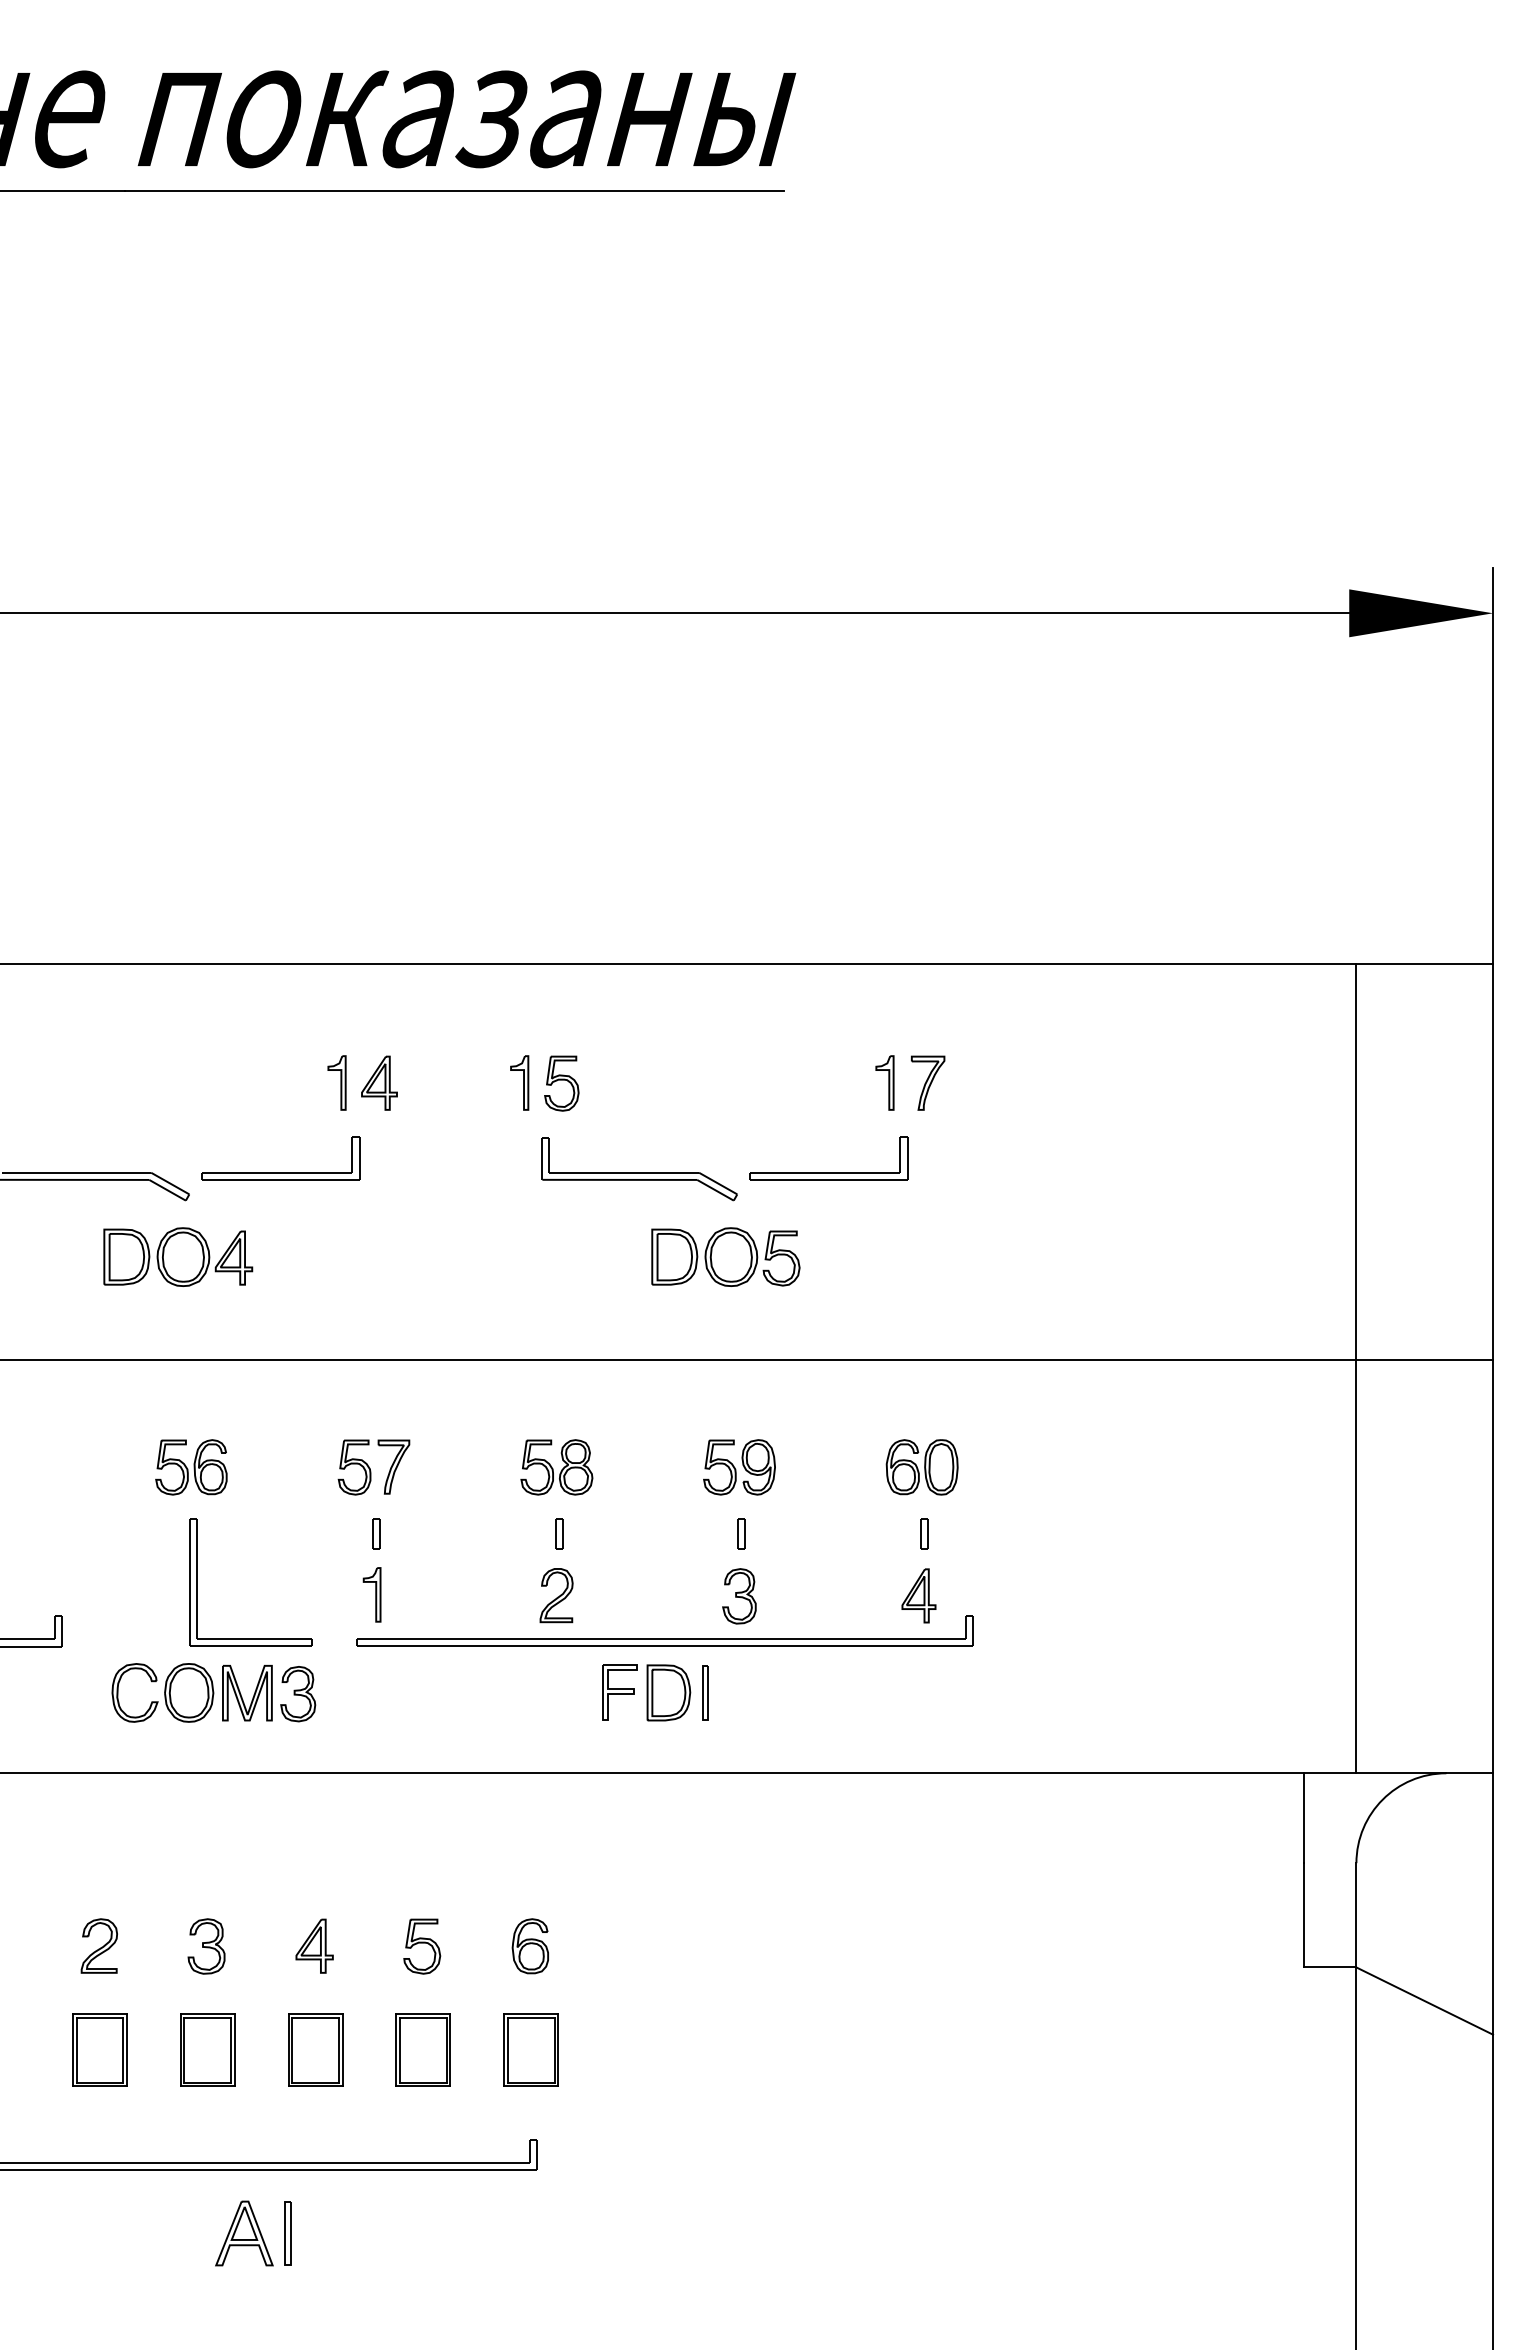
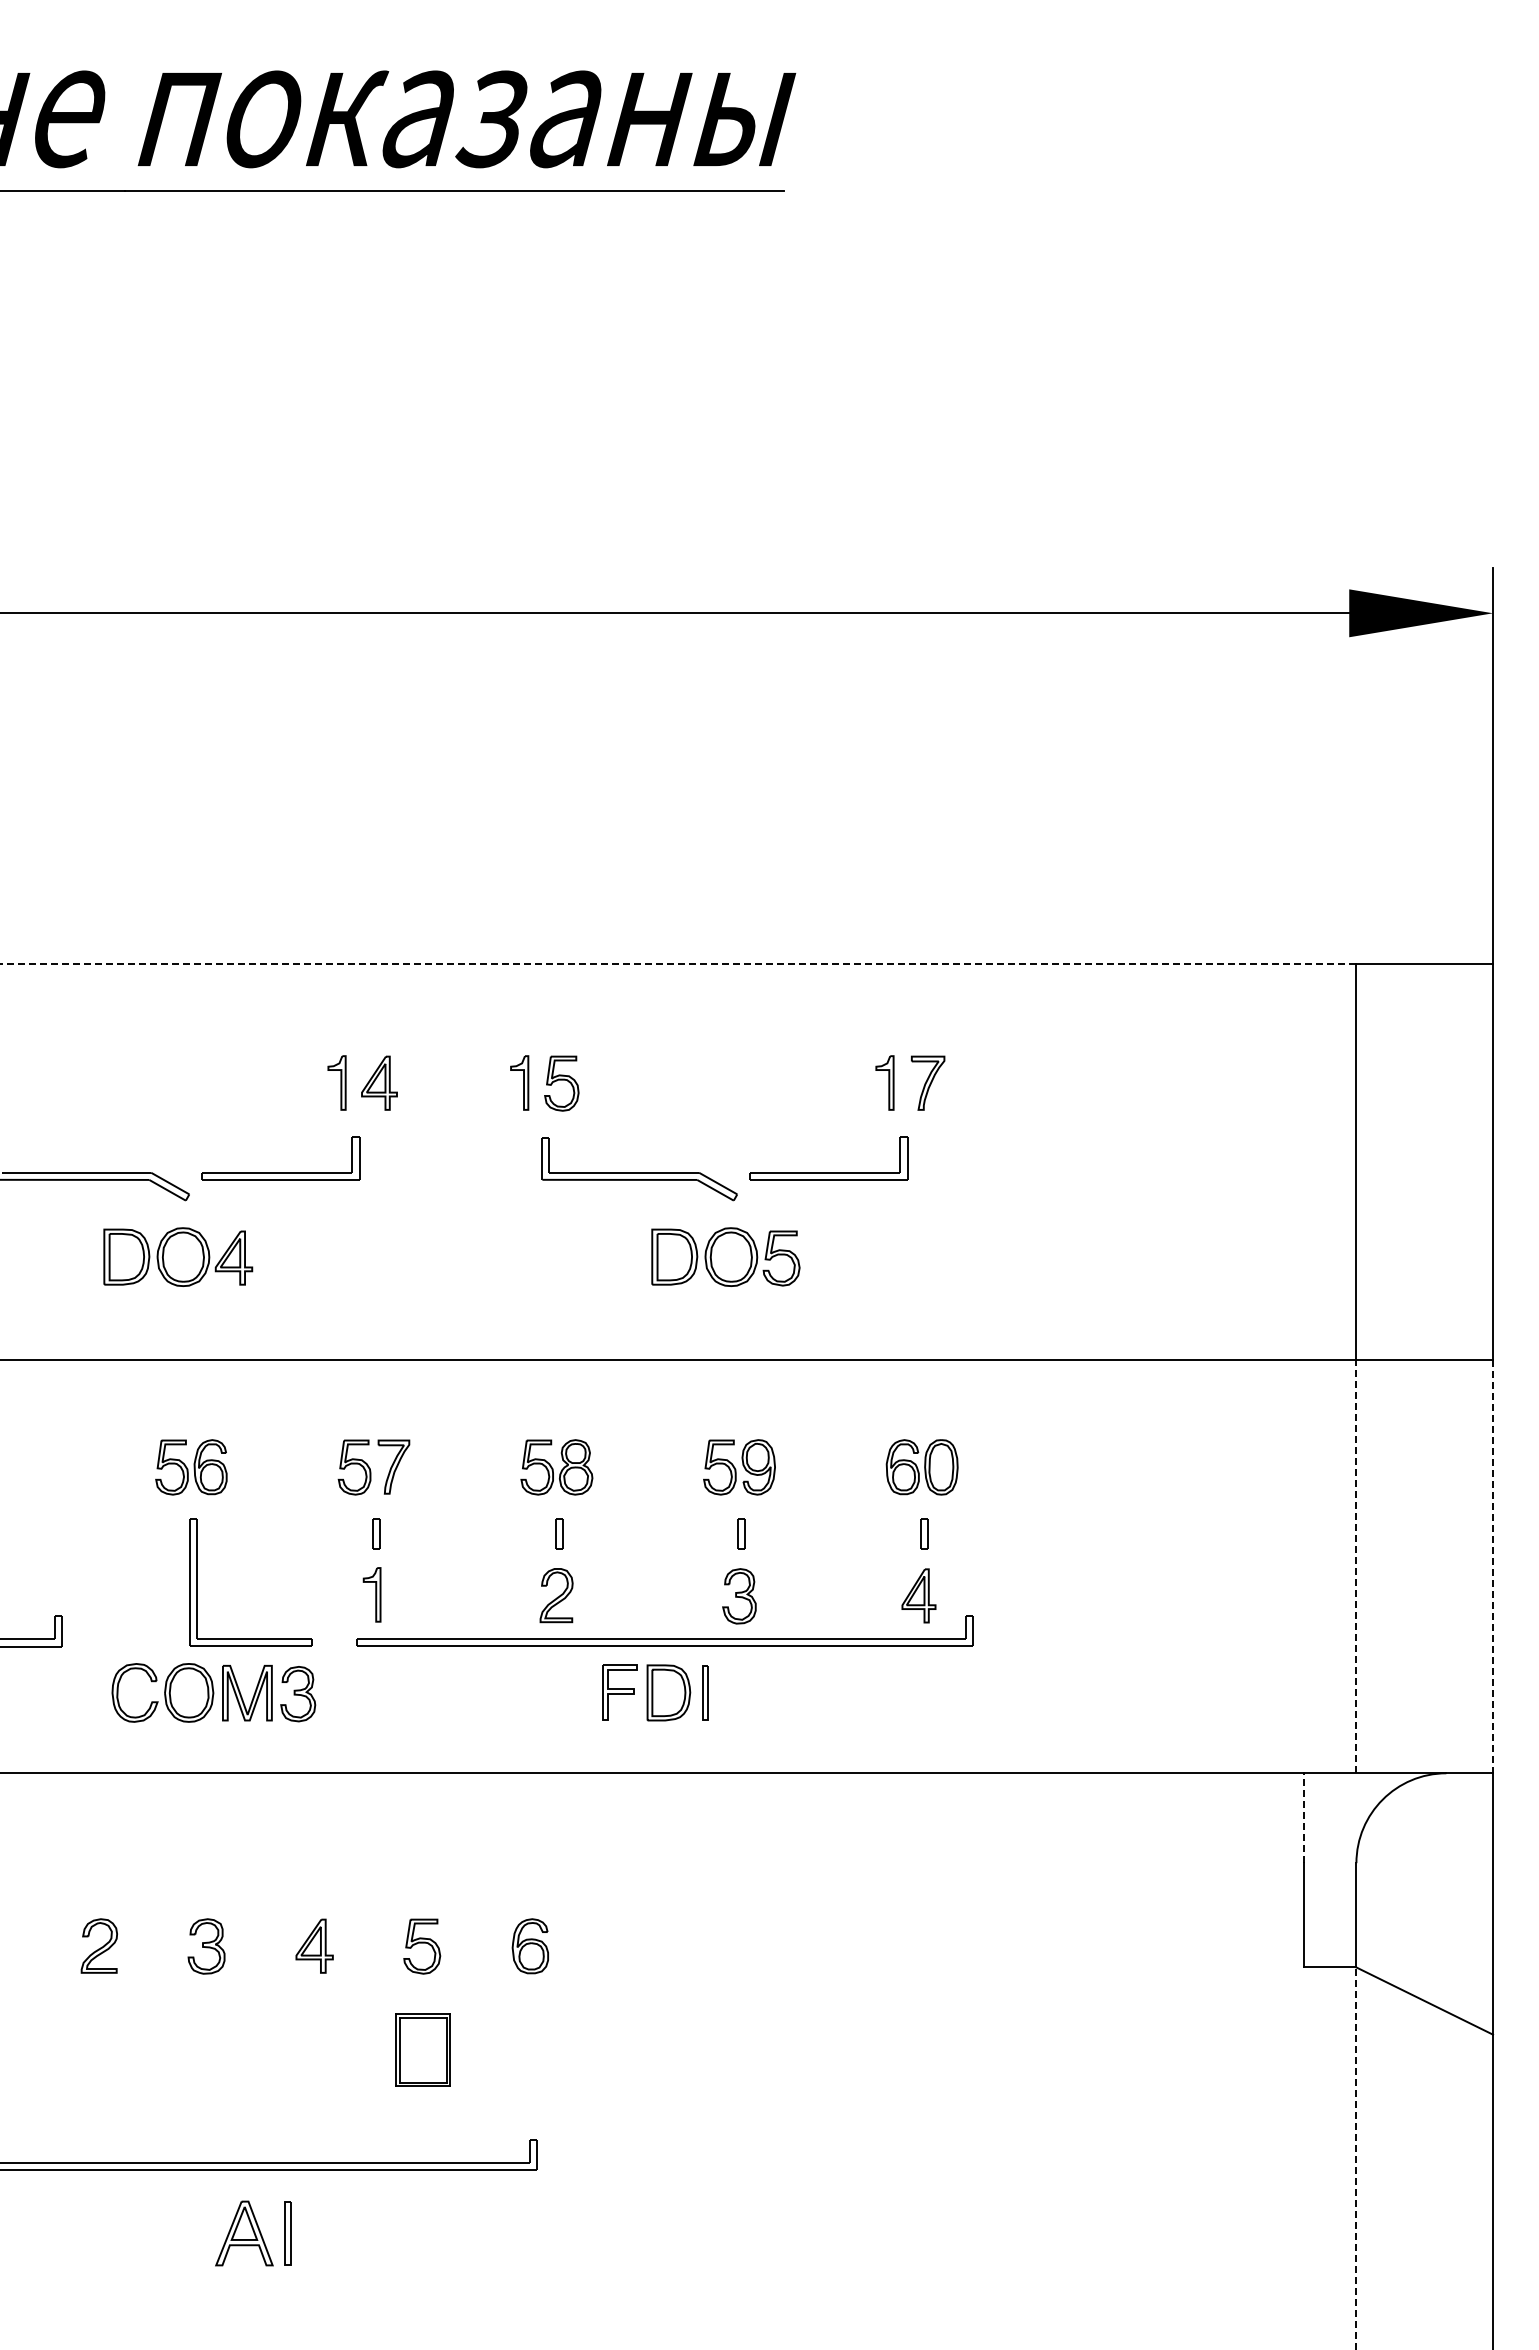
line: solid -> dashed (678, 964)
line: solid -> dashed (1356, 1566)
line: solid -> dashed (1493, 1566)
line: solid -> dashed (1304, 1818)
part: present -> none (99, 2049)
part: present -> none (207, 2049)
part: present -> none (315, 2049)
part: present -> none (530, 2049)
line: solid -> dashed (1356, 2158)
